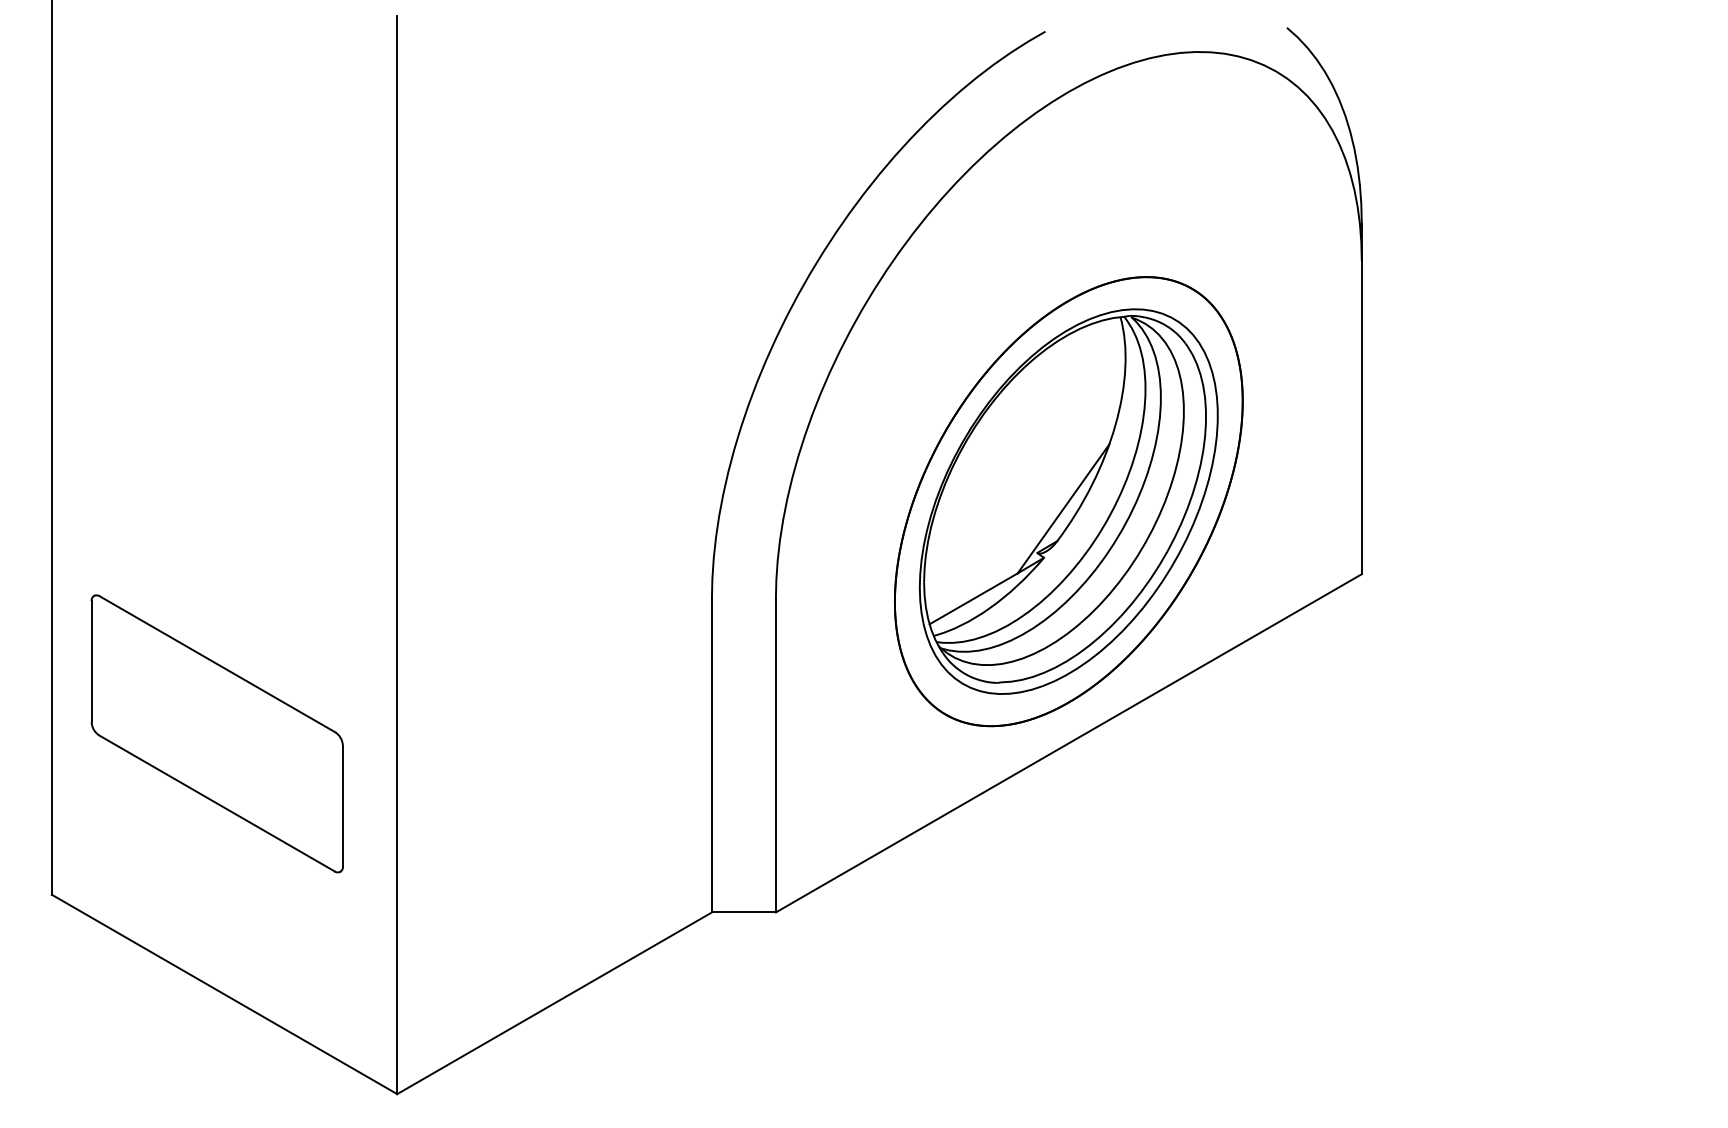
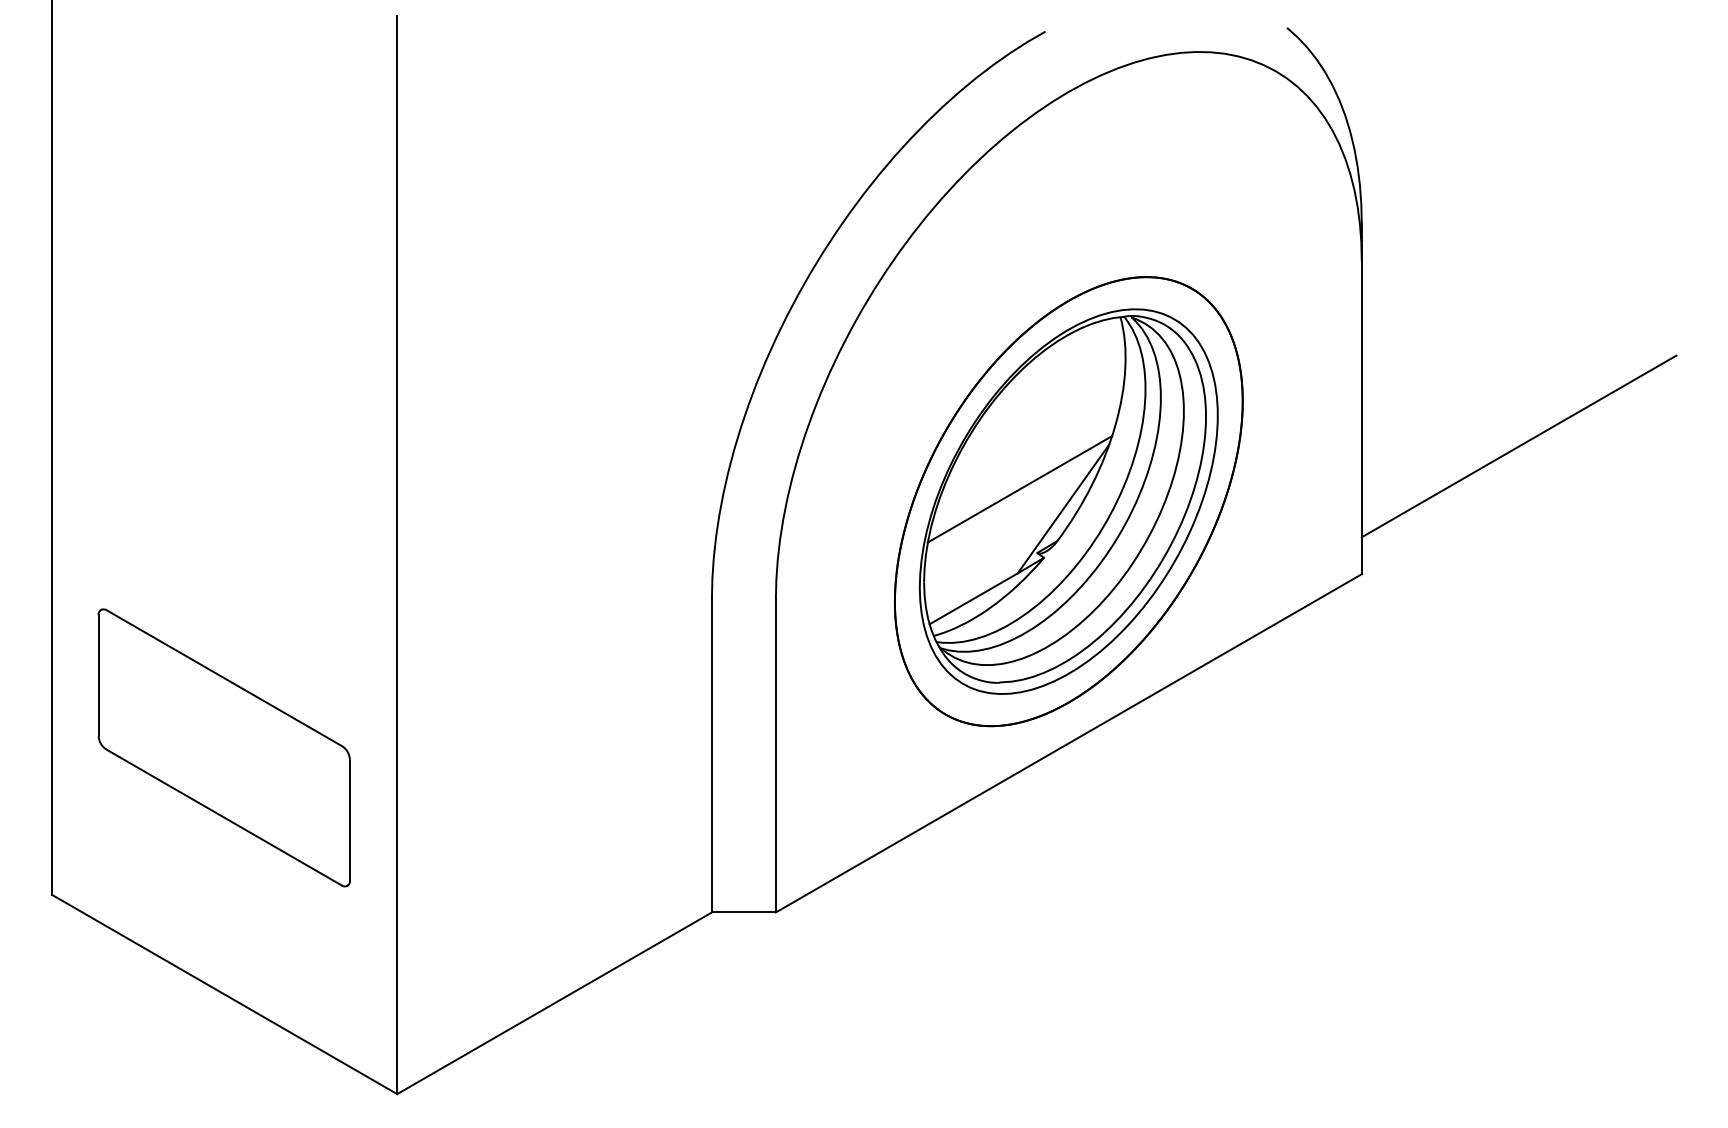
line: none -> present (1518, 446)
line: none -> present (1019, 489)
part position: (216, 733) -> (223, 747) (223, 747)
